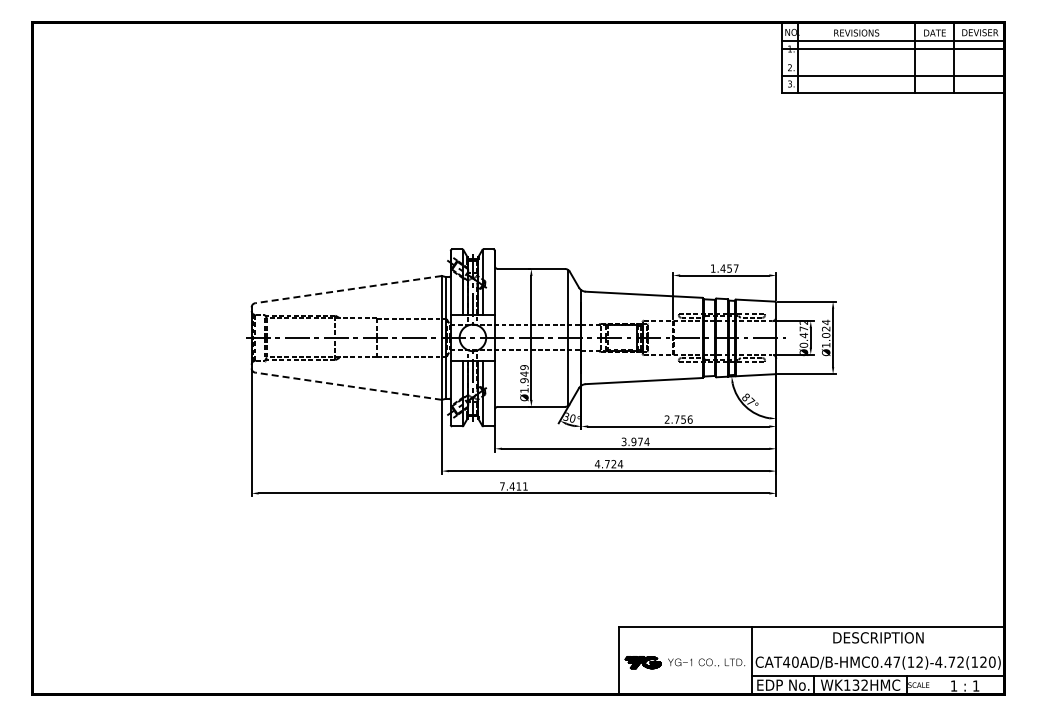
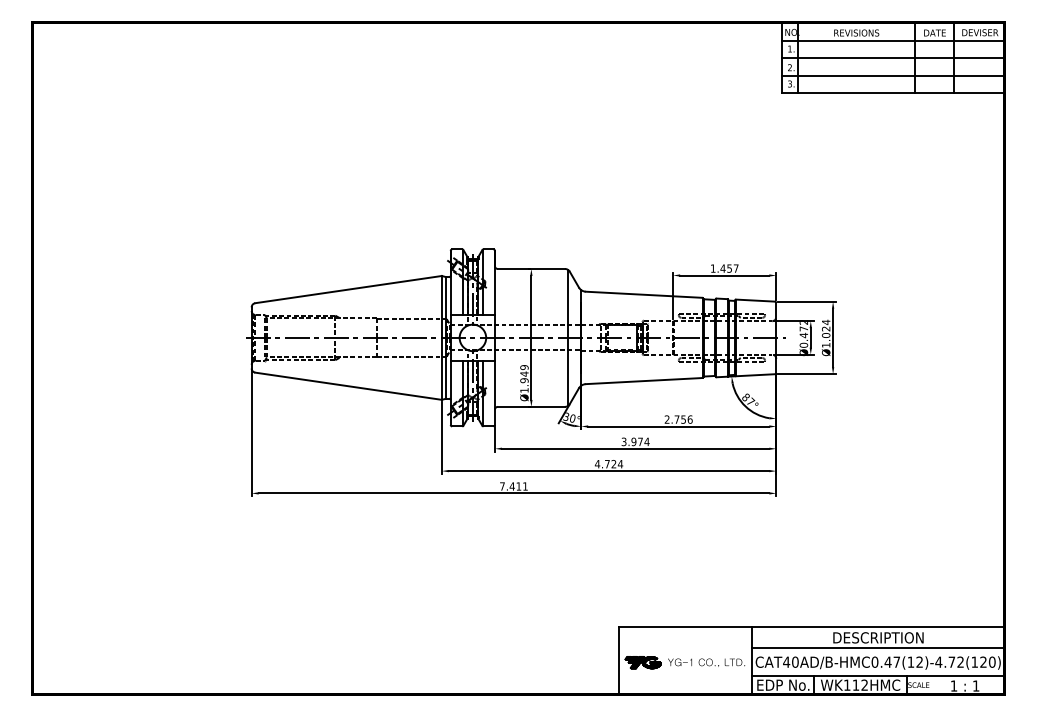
line position: (892, 49) -> (892, 58) (892, 58)
line: dashed -> solid (348, 289)
line: dashed -> solid (348, 386)
line: none -> present (878, 648)
text: WK132HMC -> WK112HMC (855, 684)
